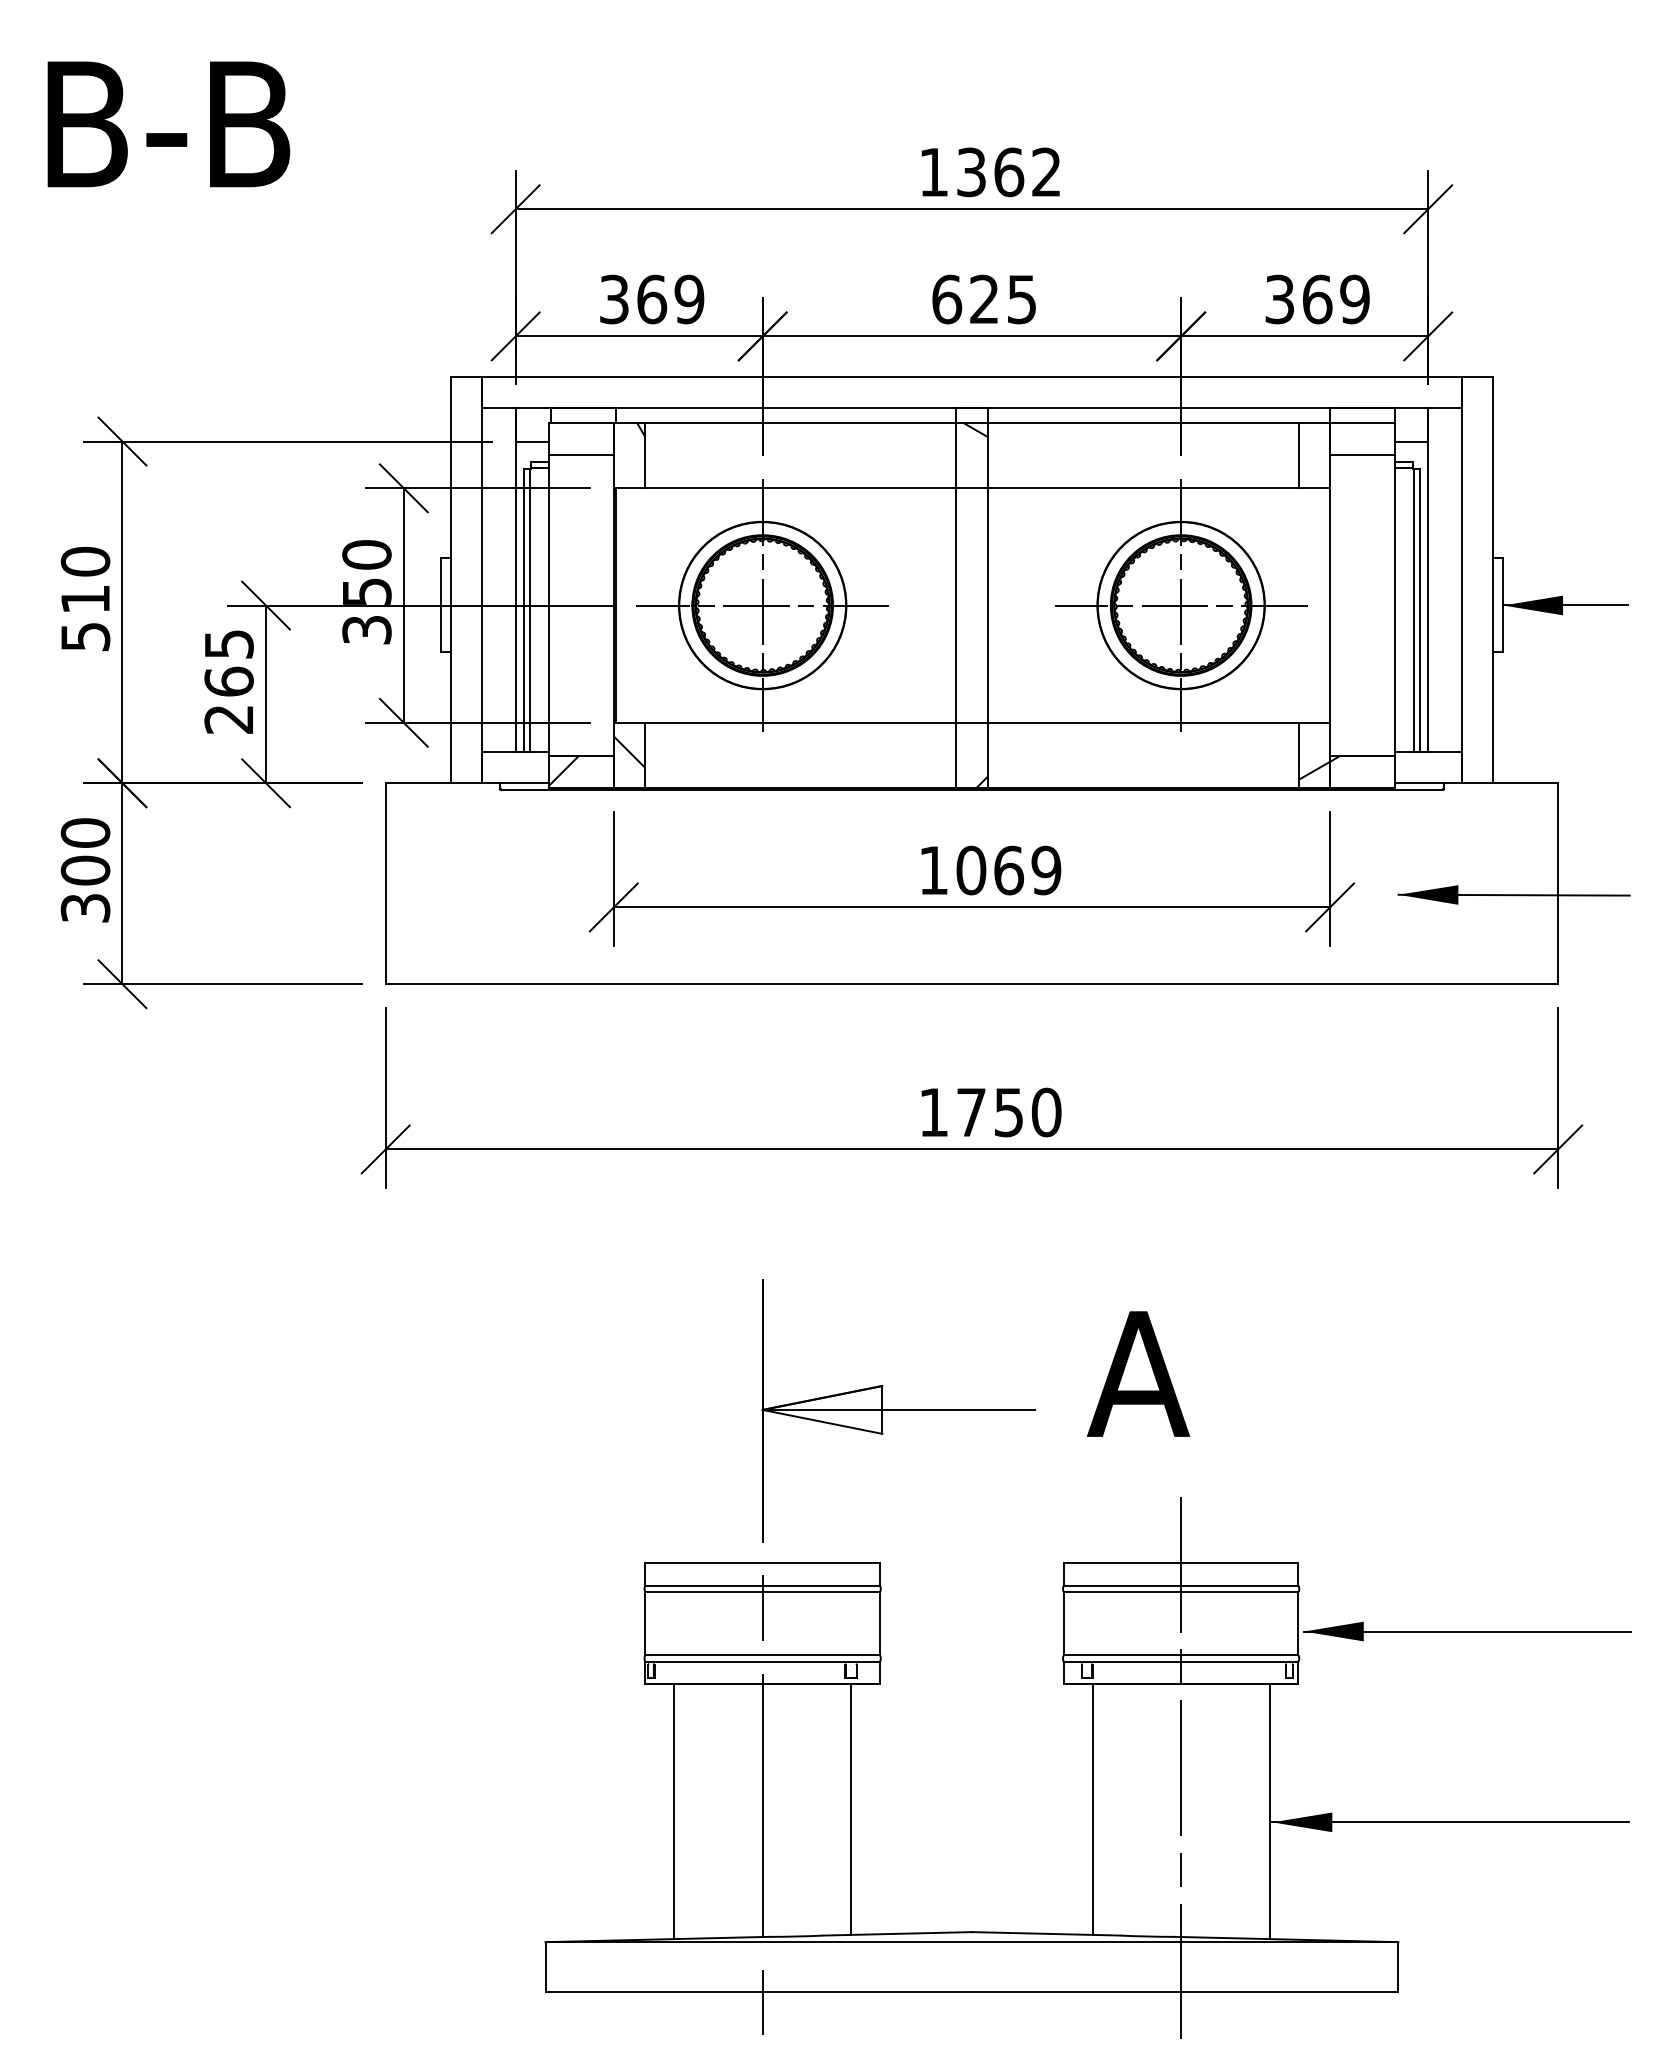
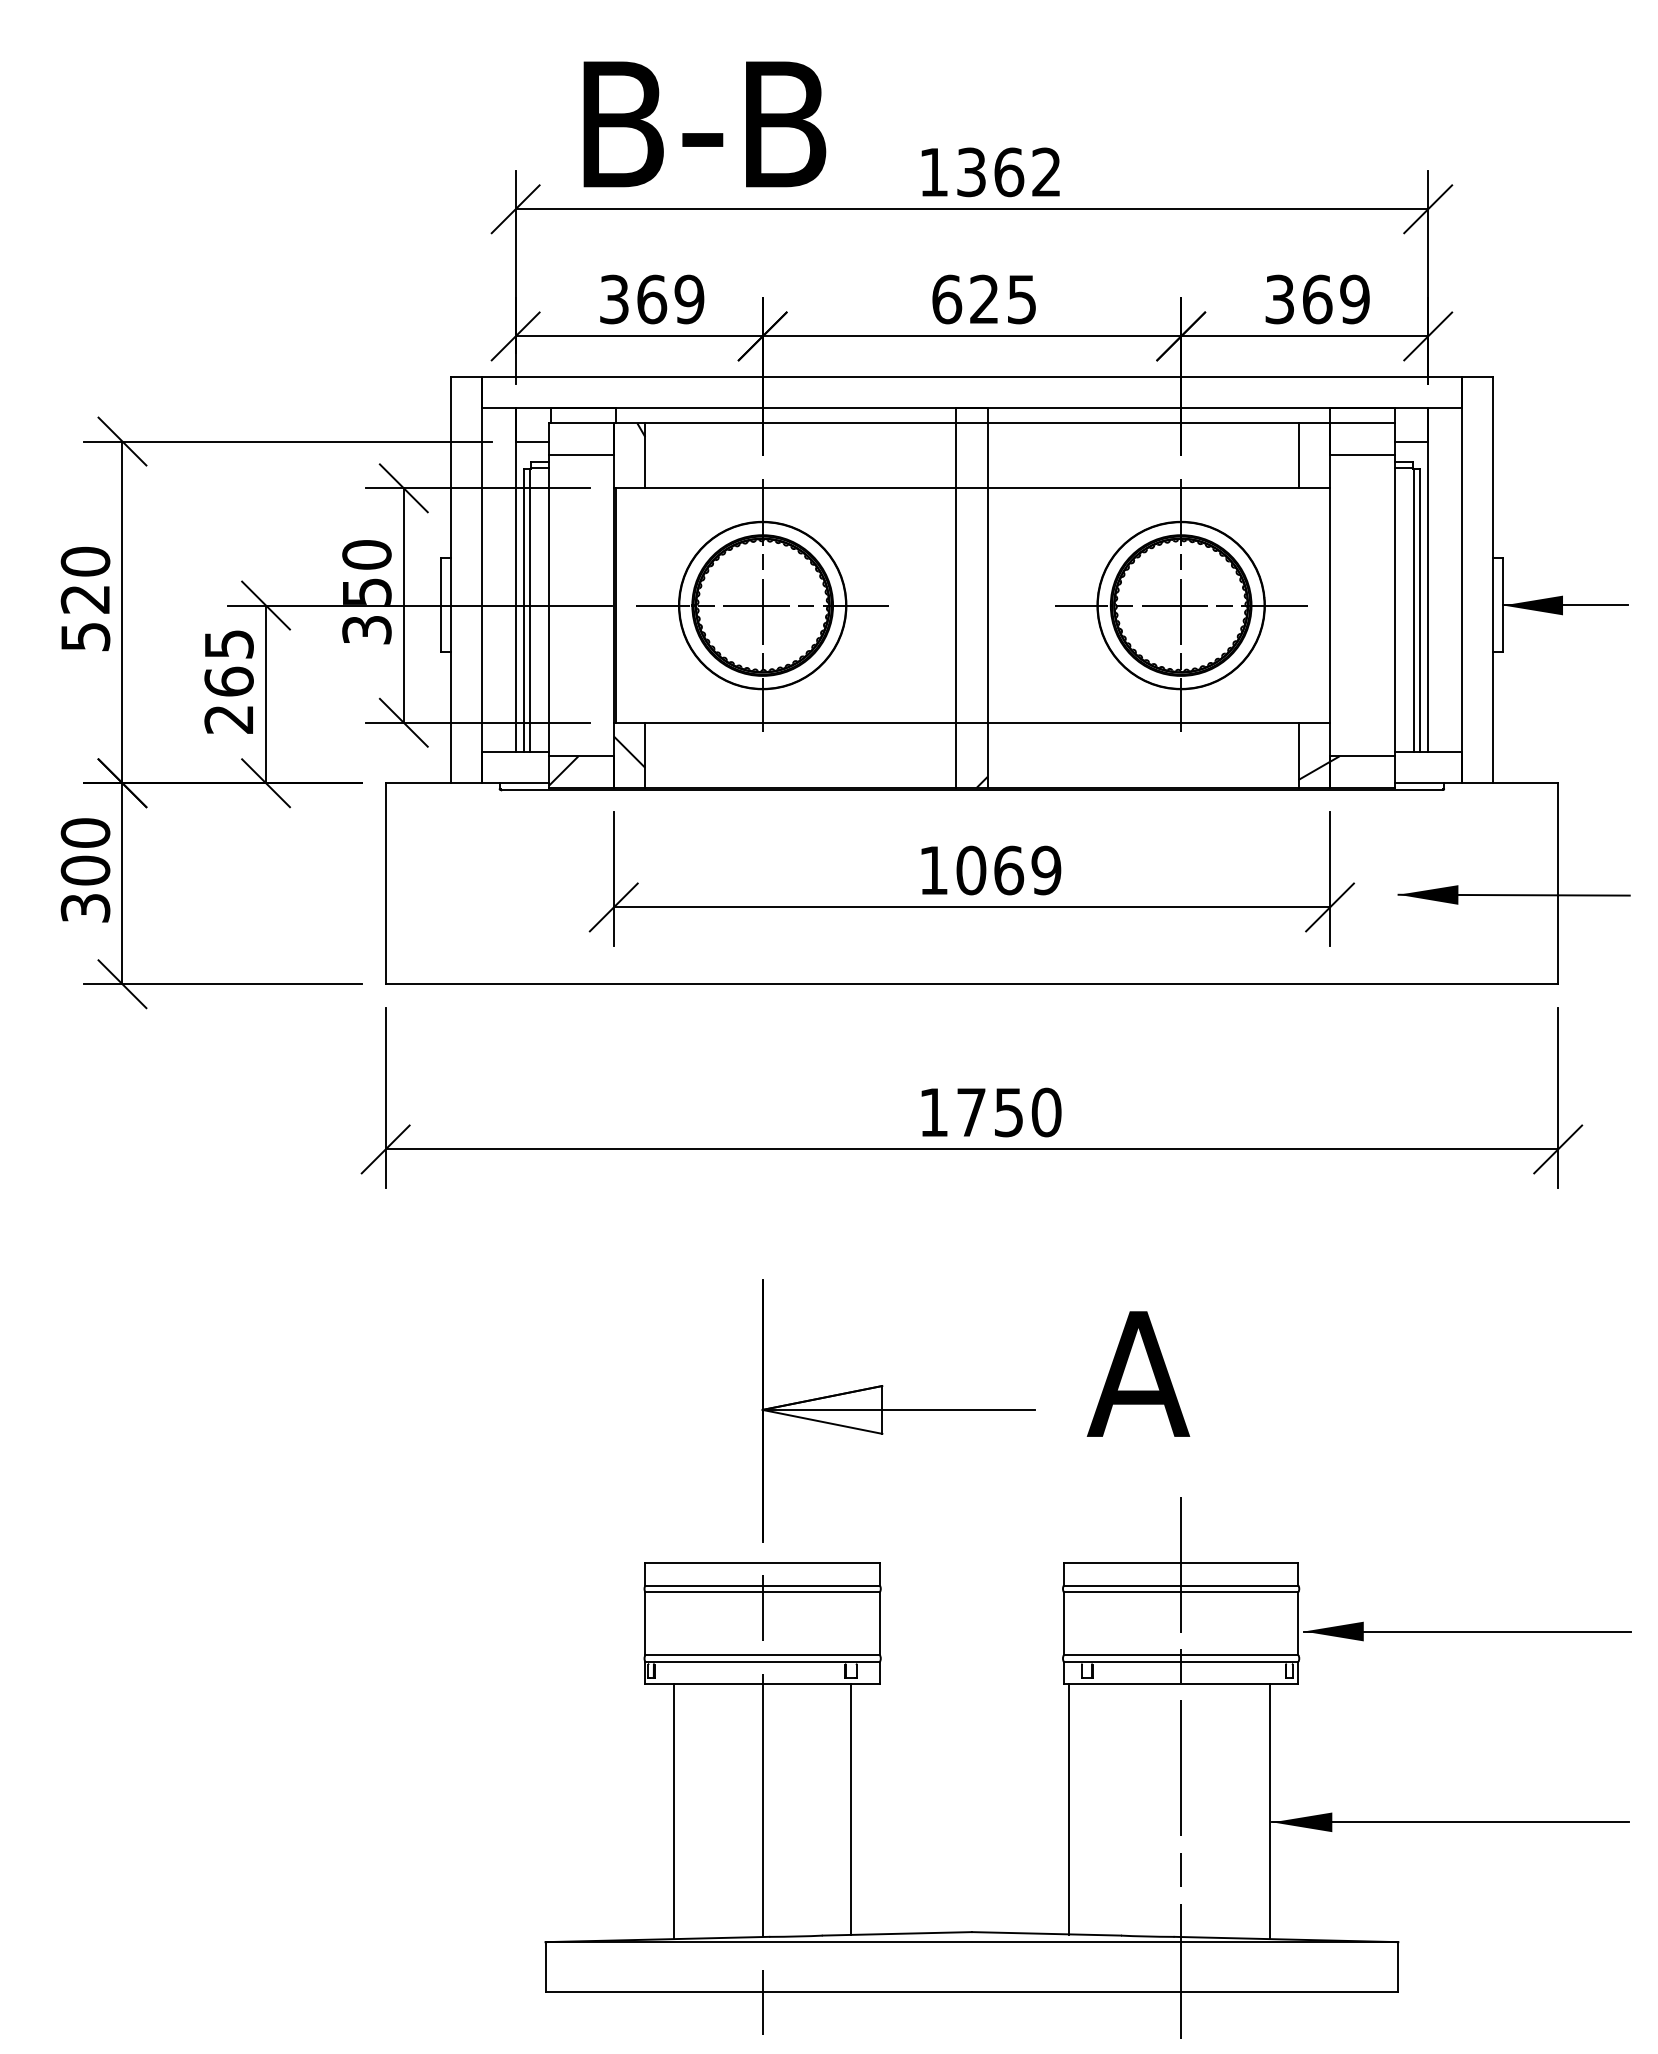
text position: (168, 124) -> (704, 124) (704, 124)
hatch: present -> none (975, 429)
text: 510 -> 520 (84, 599)
line position: (1092, 1809) -> (1068, 1809) (1068, 1809)
